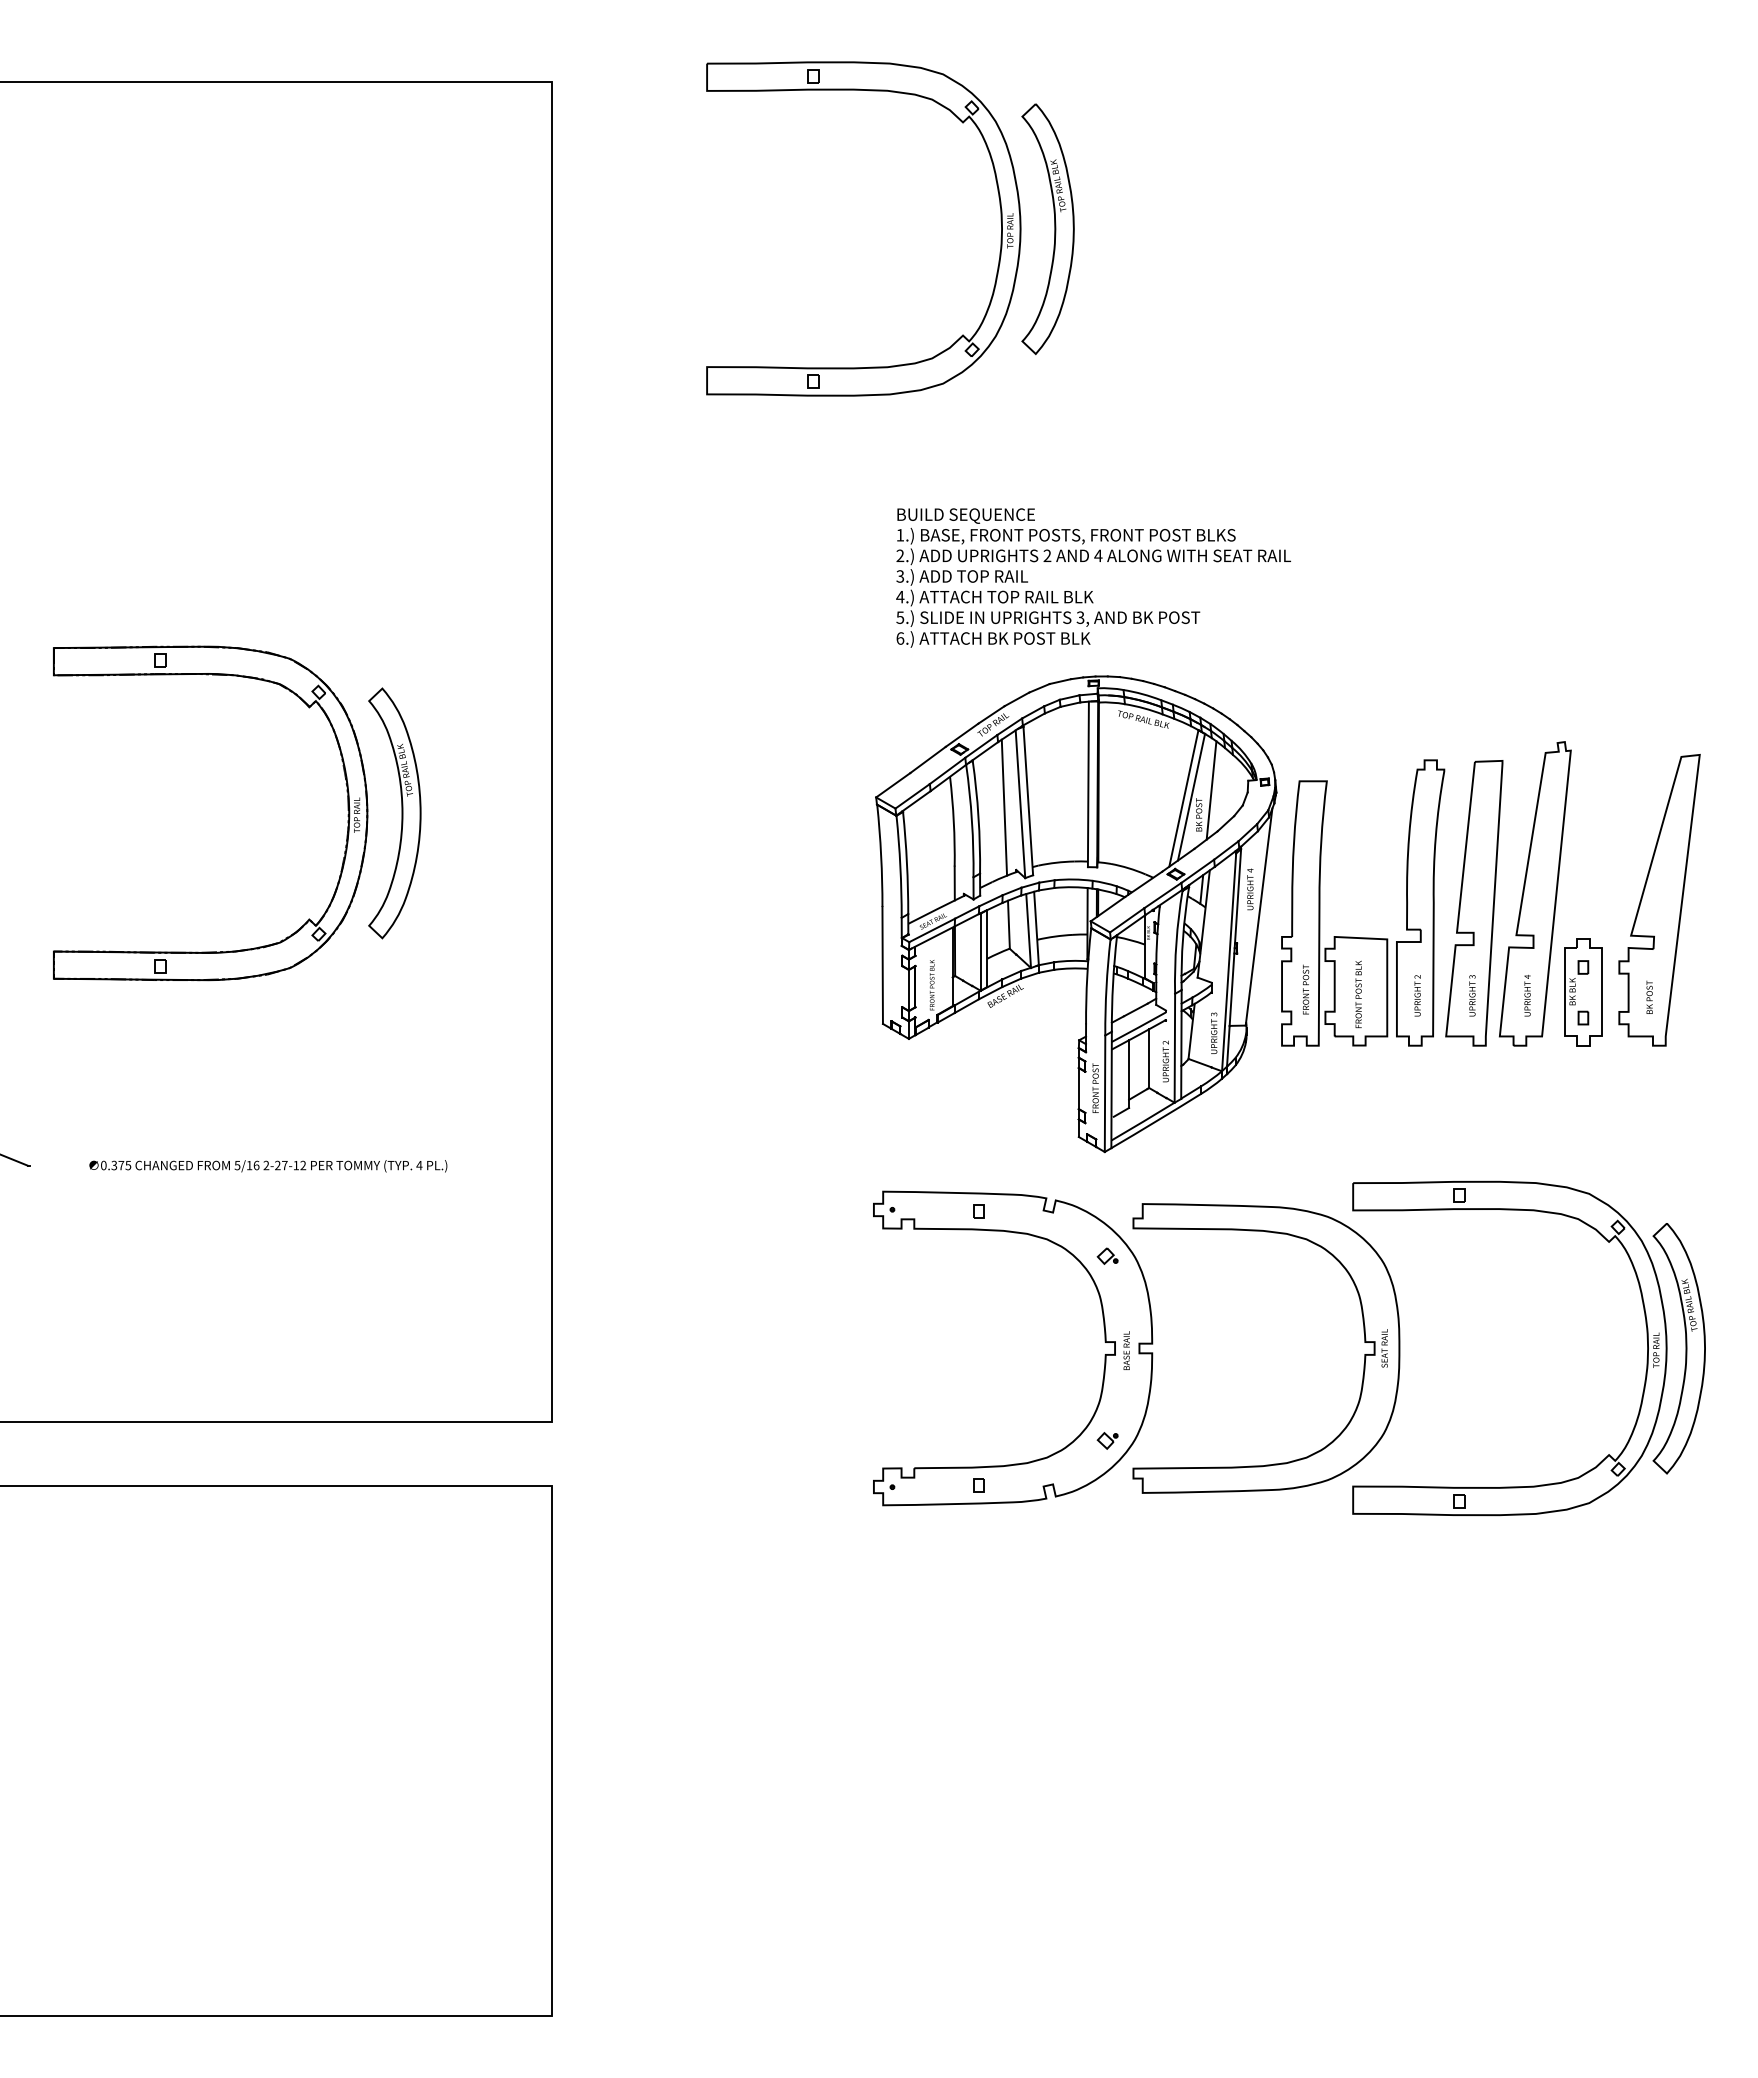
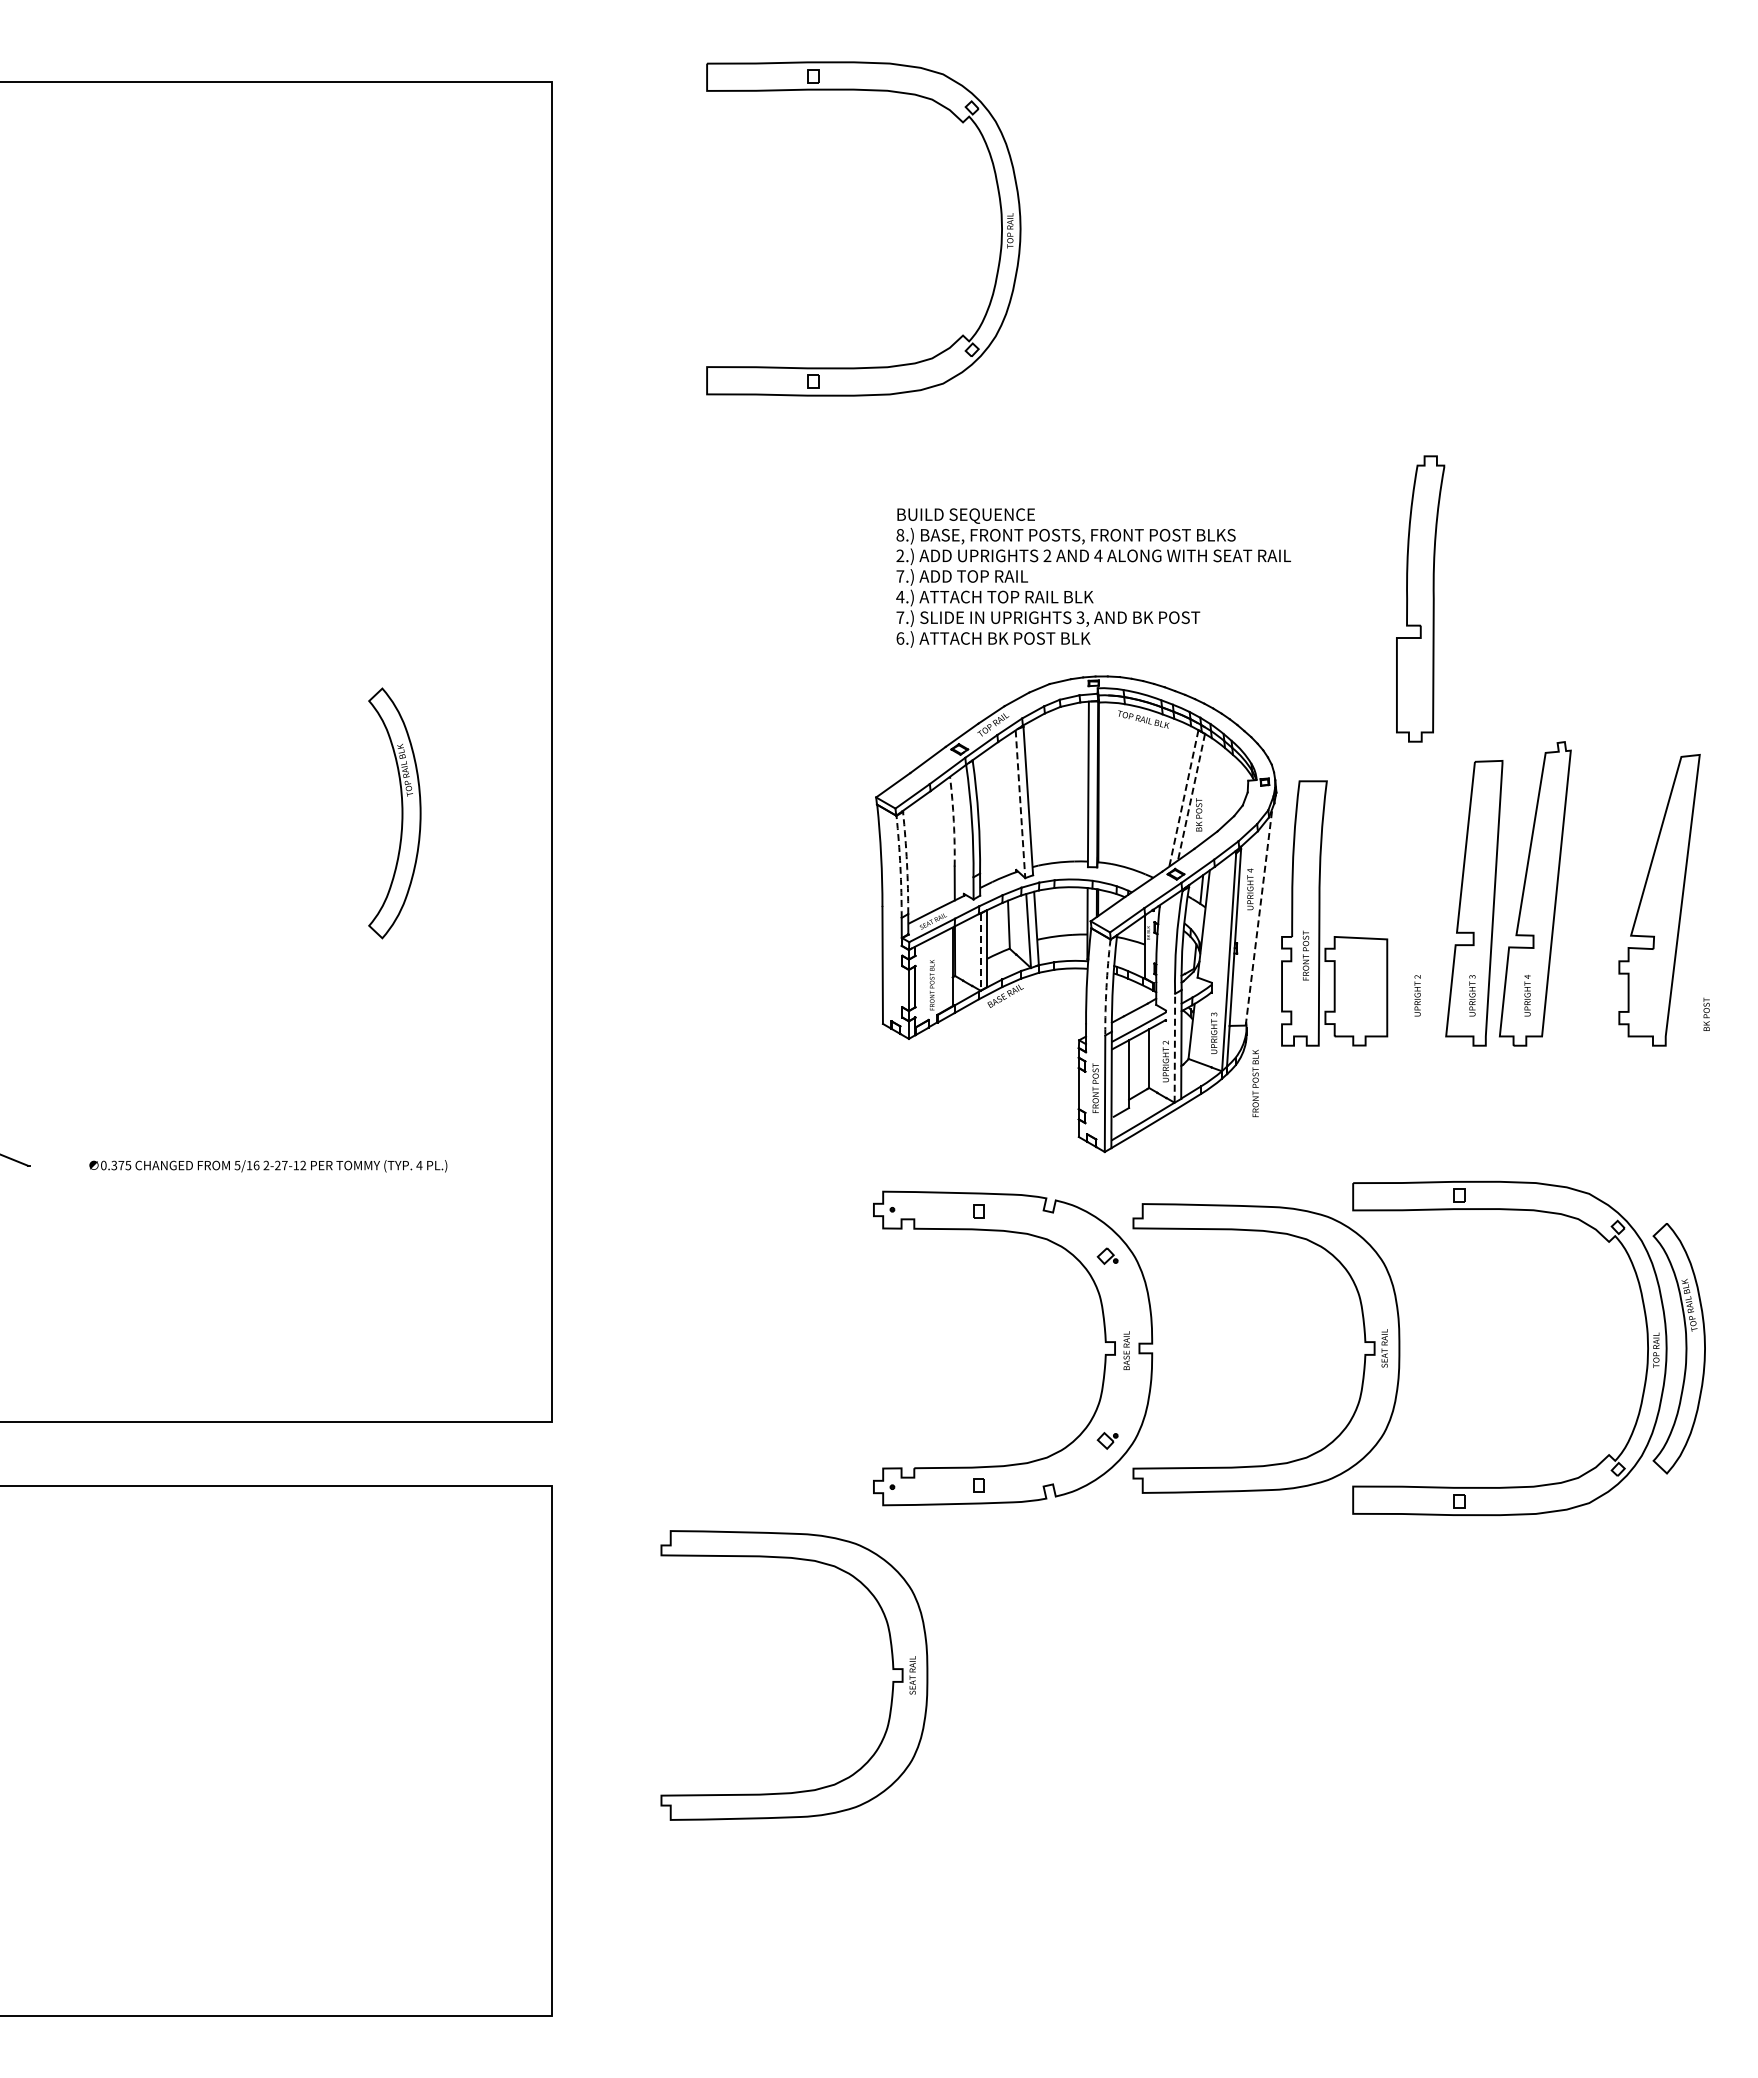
part: present -> none (1054, 229)
text: 1.) -> 8.) (900, 535)
text: 3.) -> 7.) (900, 576)
text: 5.) -> 7.) (900, 617)
line: present -> none (1211, 790)
line: solid -> dashed (1191, 797)
line: solid -> dashed (1183, 798)
line: solid -> dashed (1020, 804)
line: present -> none (1004, 807)
part: present -> none (347, 814)
arc: solid -> dashed (953, 821)
arc: solid -> dashed (906, 863)
arc: solid -> dashed (900, 866)
part position: (1420, 902) -> (1420, 598) (1420, 598)
line: solid -> dashed (1259, 916)
line: solid -> dashed (980, 952)
arc: solid -> dashed (1106, 987)
text position: (1305, 989) -> (1305, 955) (1305, 955)
part: present -> none (1583, 992)
text position: (1358, 994) -> (1255, 1083) (1255, 1083)
text position: (1649, 996) -> (1706, 1013) (1706, 1013)
line: solid -> dashed (1174, 1047)
part: none -> present (892, 1669)
